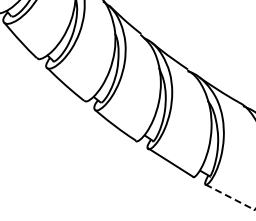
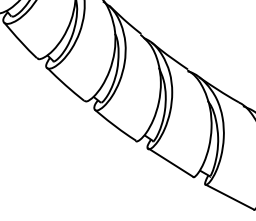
line: dashed -> solid (230, 197)
